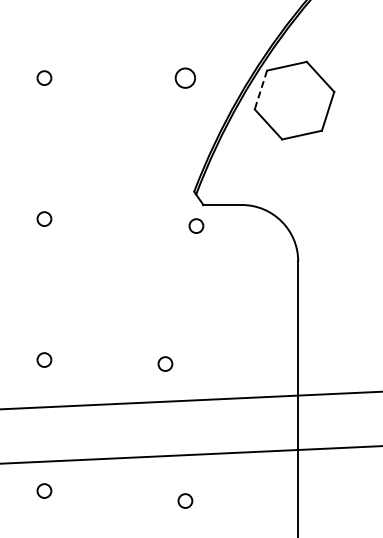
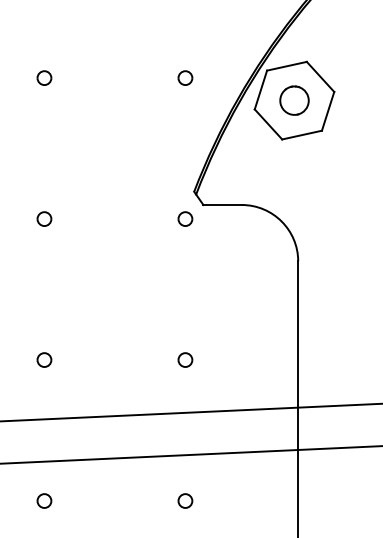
part size: 22x22 px -> 17x16 px (185, 77)
line: dashed -> solid (260, 90)
part: none -> present (294, 100)
part position: (196, 225) -> (185, 218) (185, 218)
part position: (165, 363) -> (185, 359) (185, 359)
line position: (190, 400) -> (190, 412) (190, 412)
part position: (44, 490) -> (44, 500) (44, 500)
